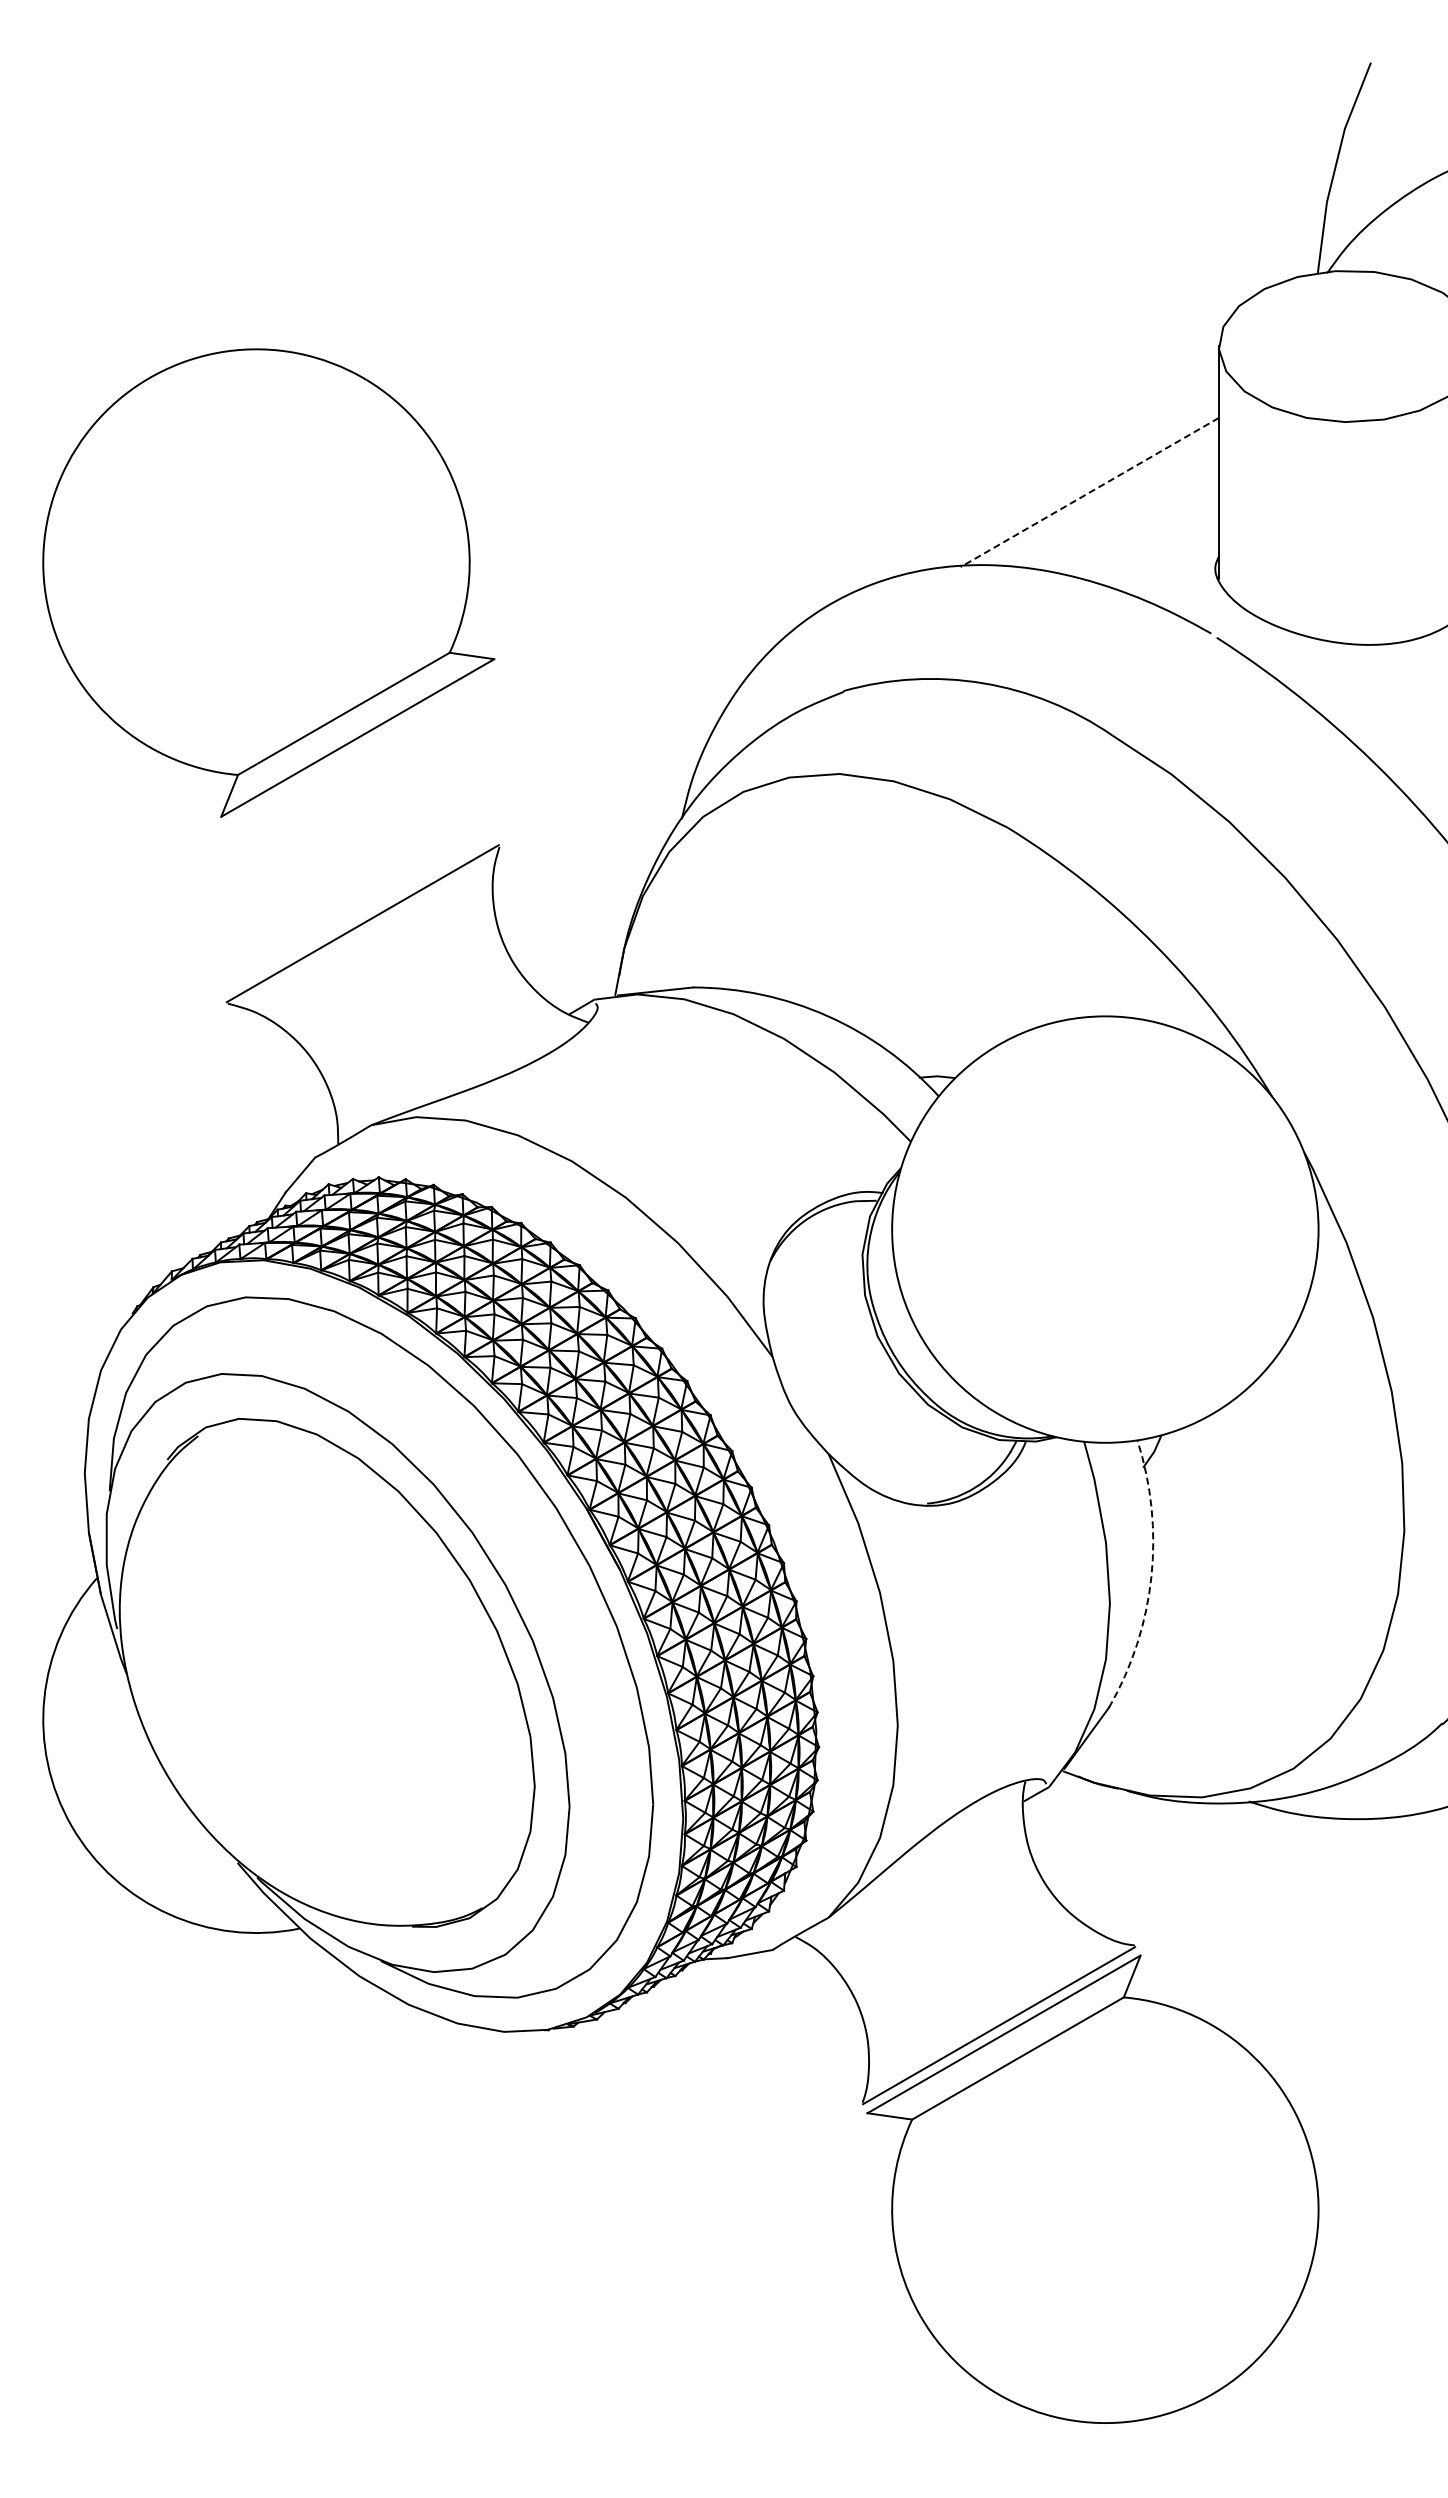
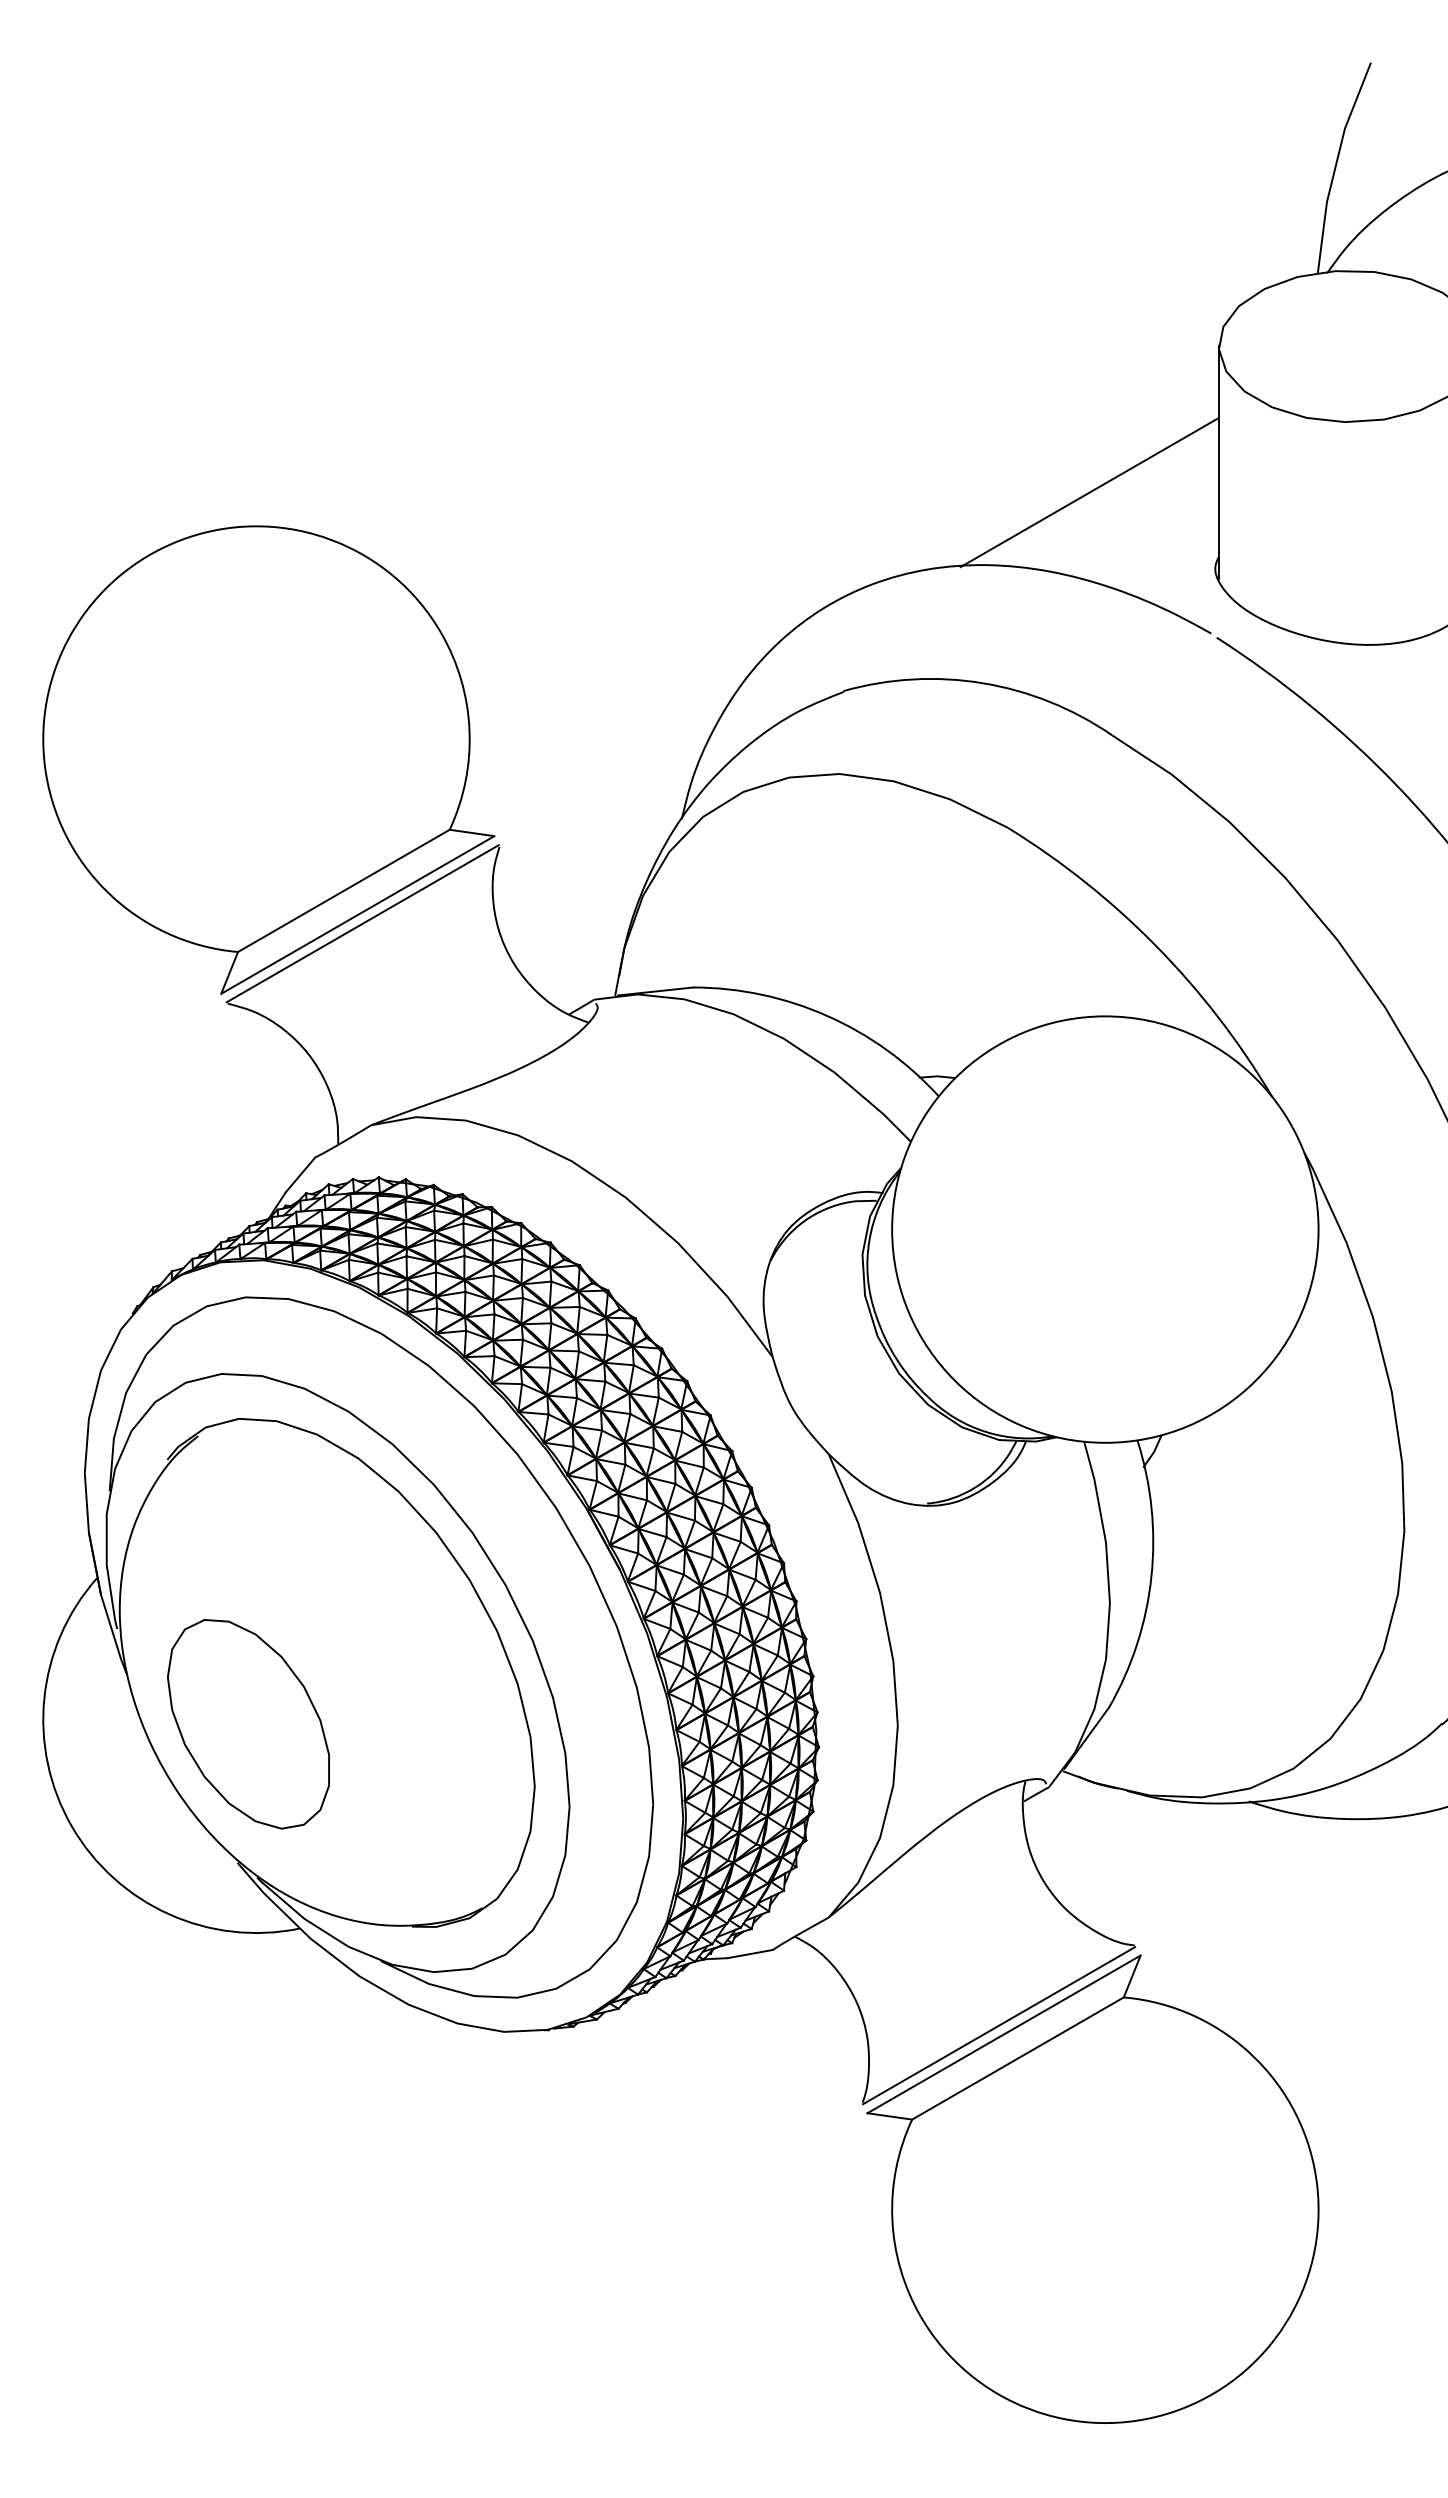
line: dashed -> solid (1089, 492)
part position: (268, 582) -> (268, 759) (268, 759)
arc: dashed -> solid (1151, 1576)
part: none -> present (248, 1724)
